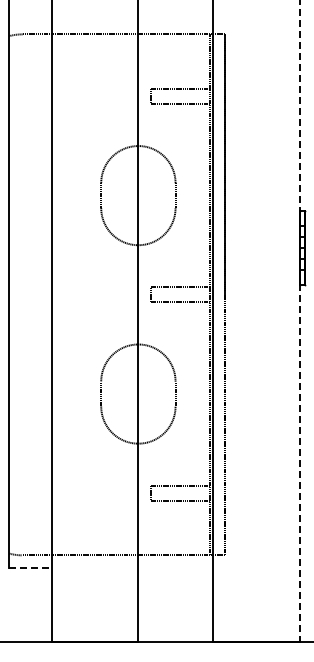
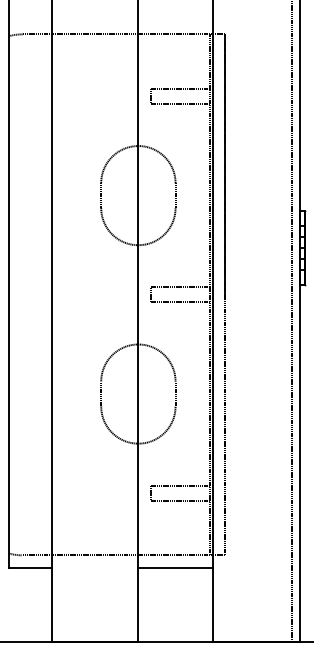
line: dashed -> solid (299, 321)
line: none -> present (292, 322)
line: dashed -> solid (30, 567)
line: none -> present (175, 567)
